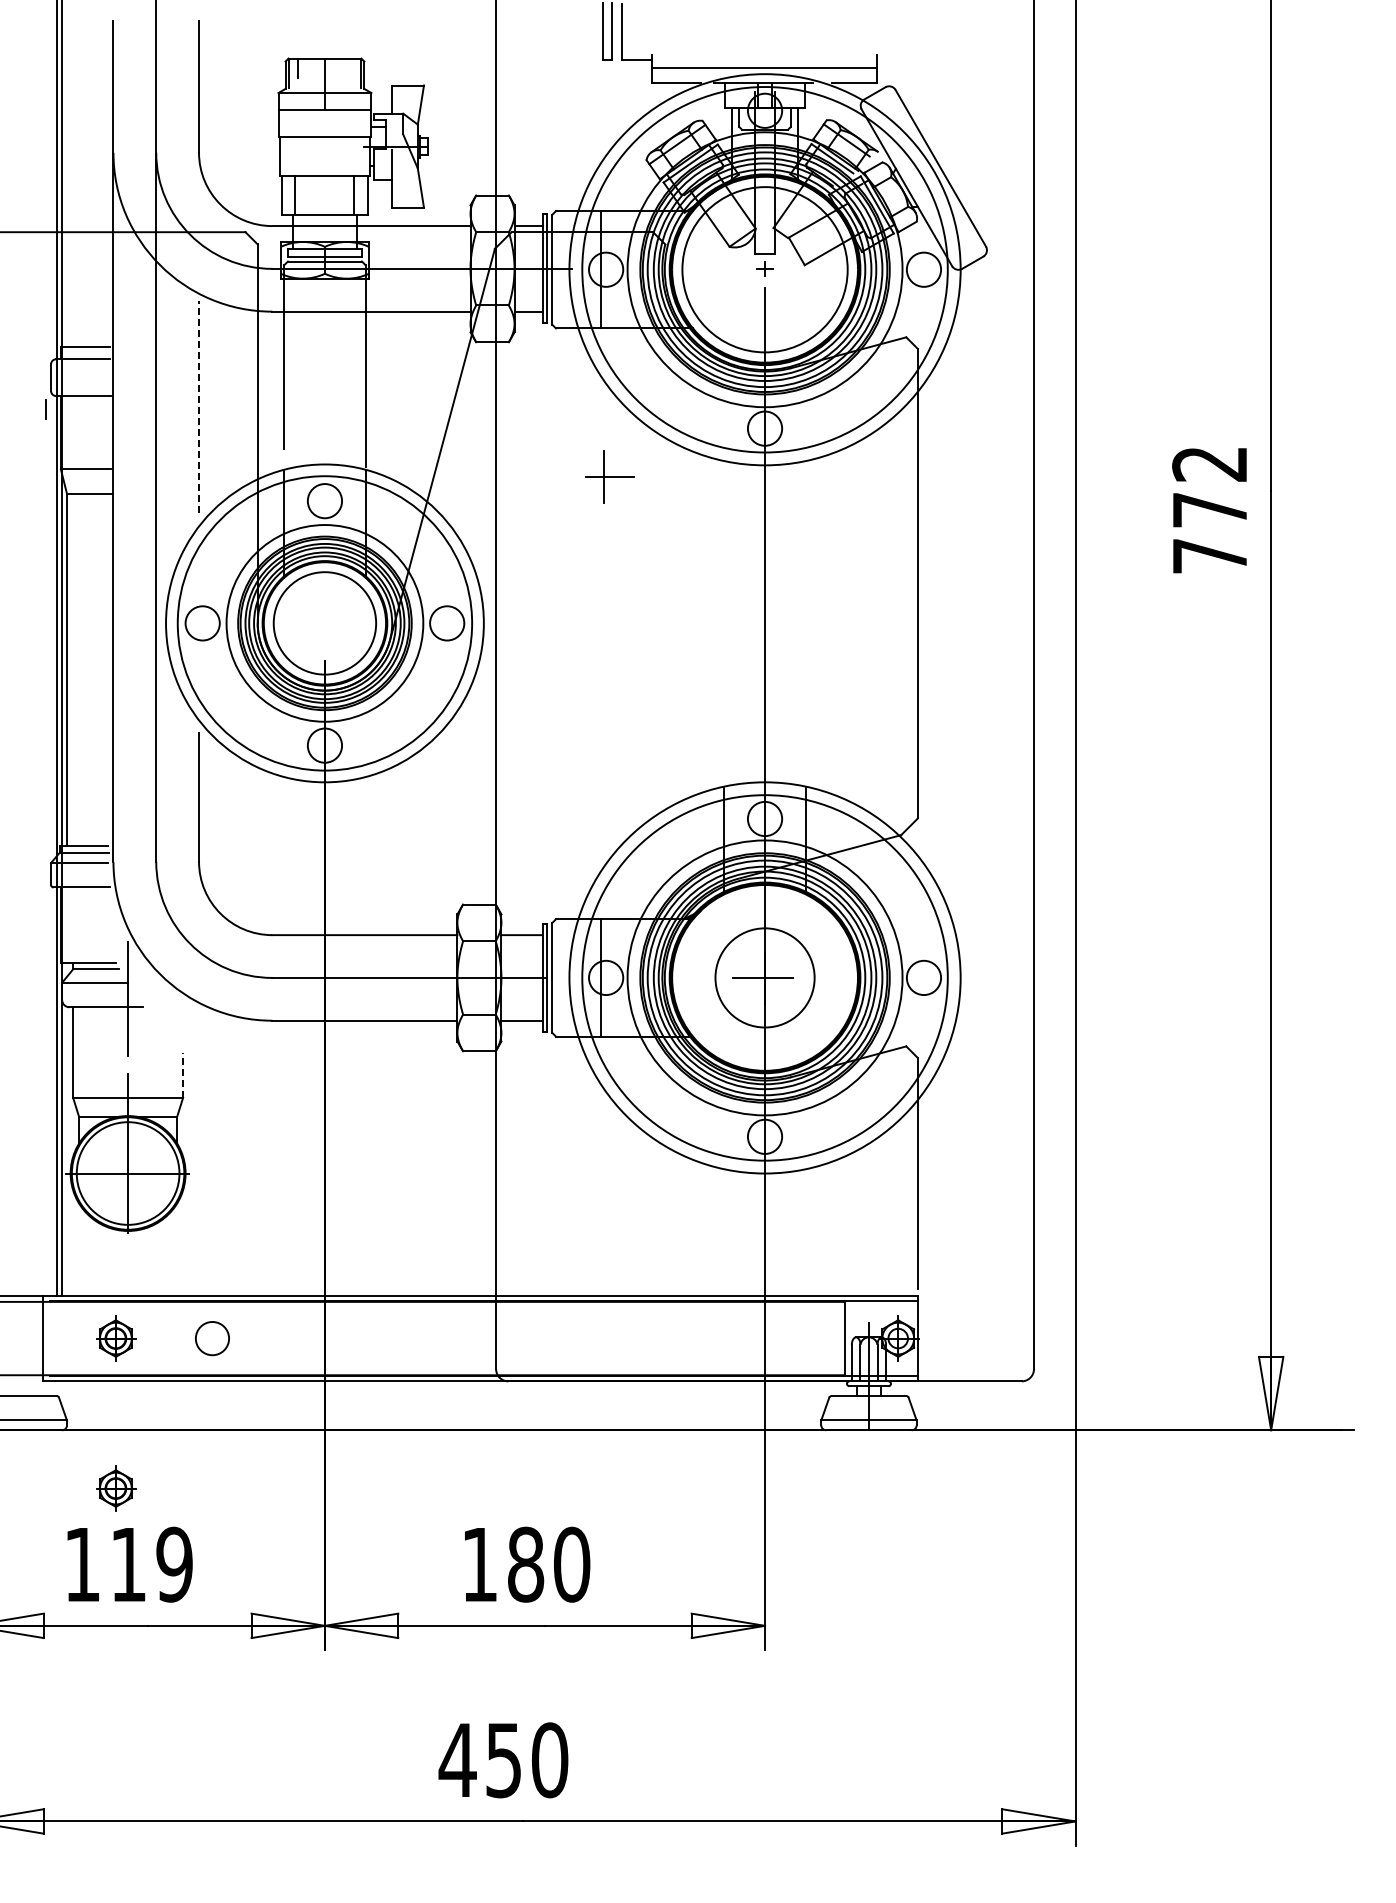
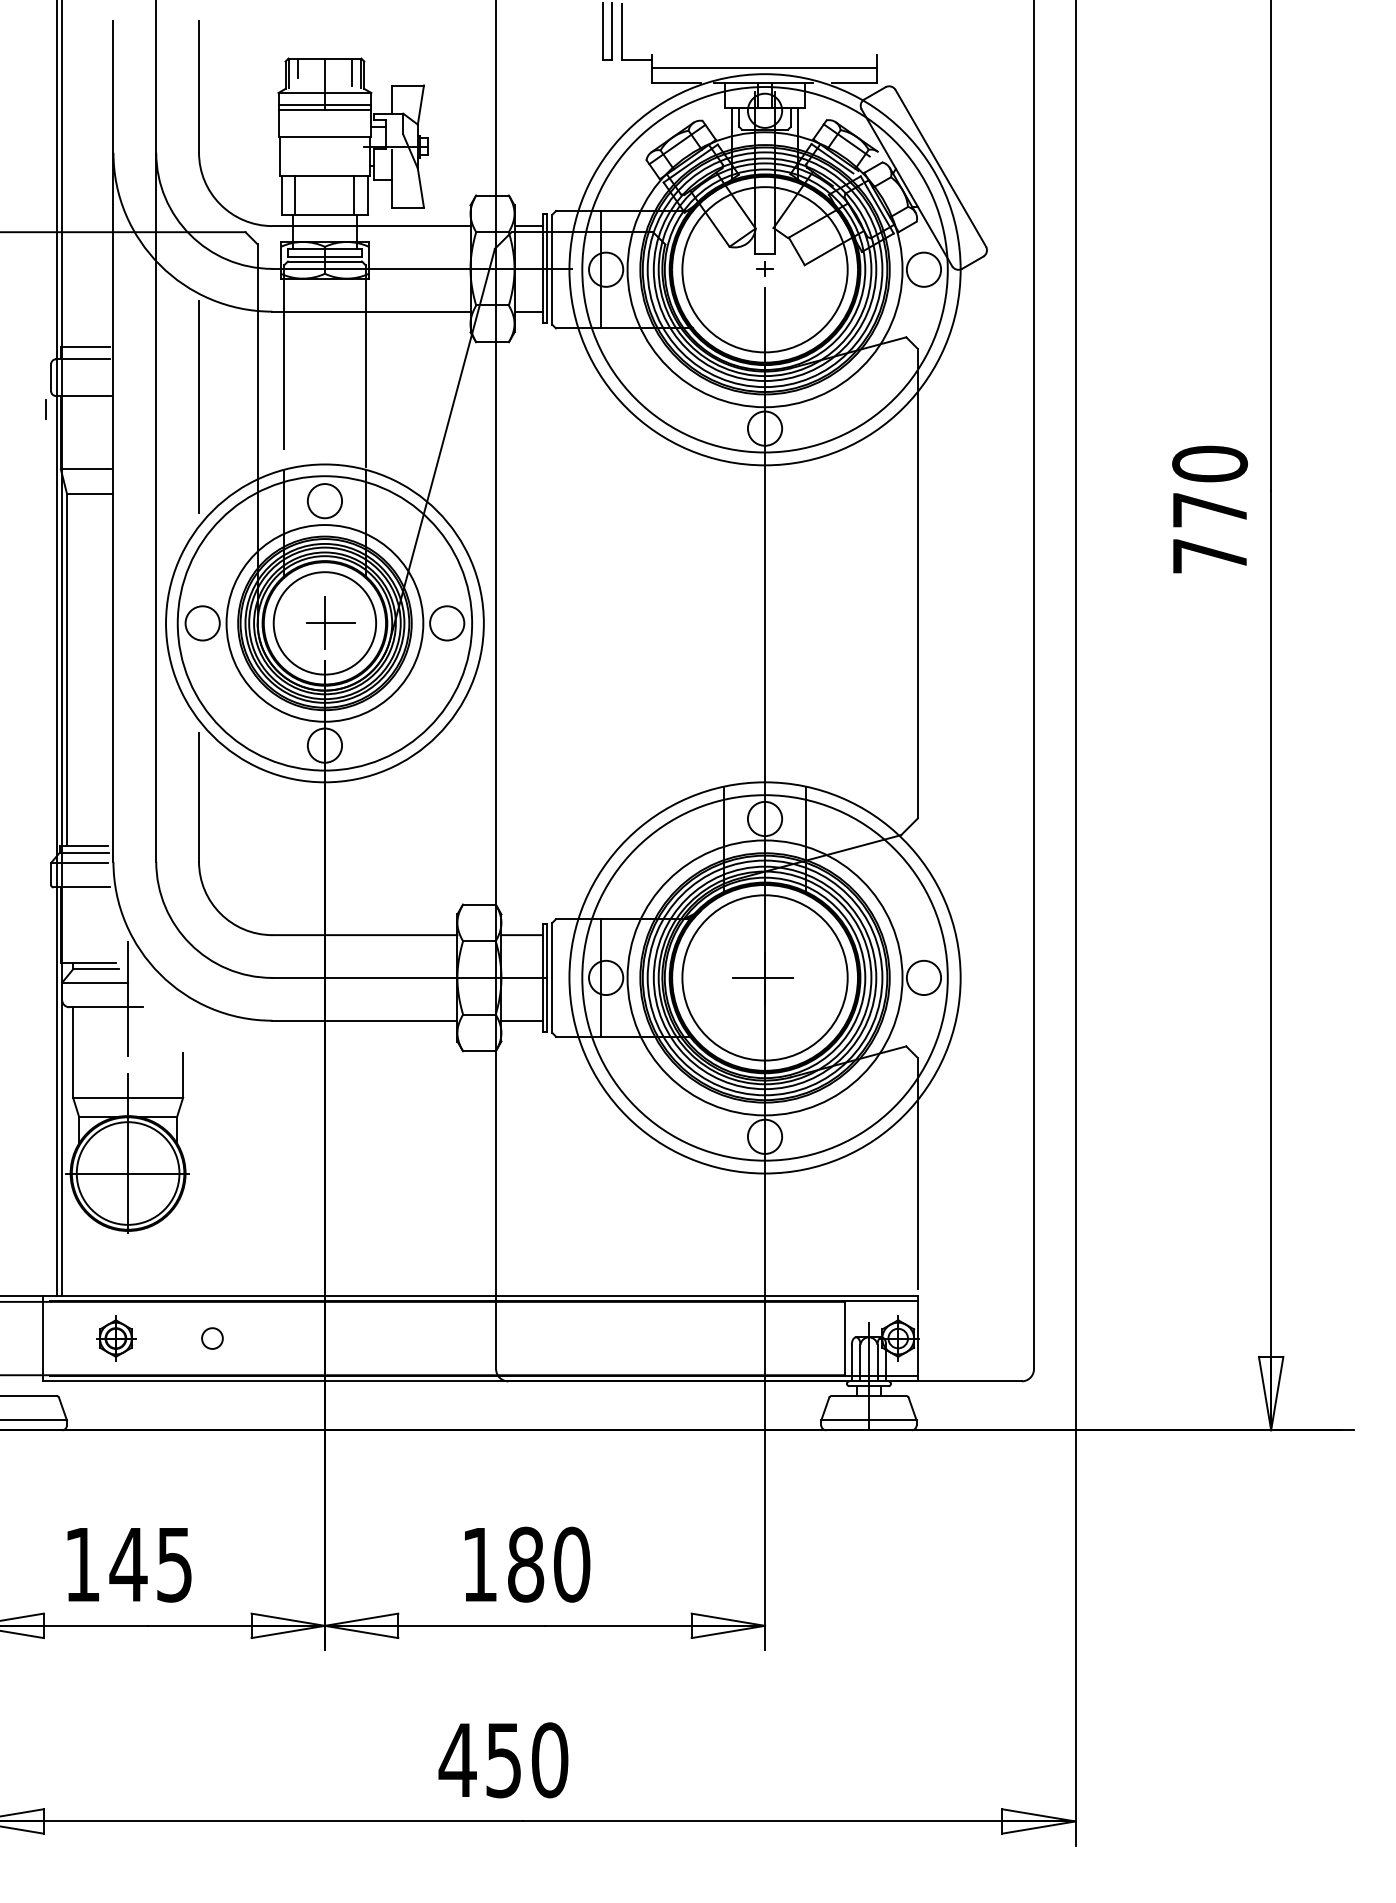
line: none -> present (351, 72)
line: none -> present (324, 105)
line: dashed -> solid (199, 406)
text: 772 -> 770 (1210, 463)
part position: (609, 476) -> (330, 622) (330, 622)
circle diameter: 99 px -> 165 px (764, 977)
line: dashed -> solid (183, 1075)
circle size: 35x36 px -> 23x23 px (212, 1338)
part: present -> none (116, 1488)
text: 119 -> 145 (150, 1564)
